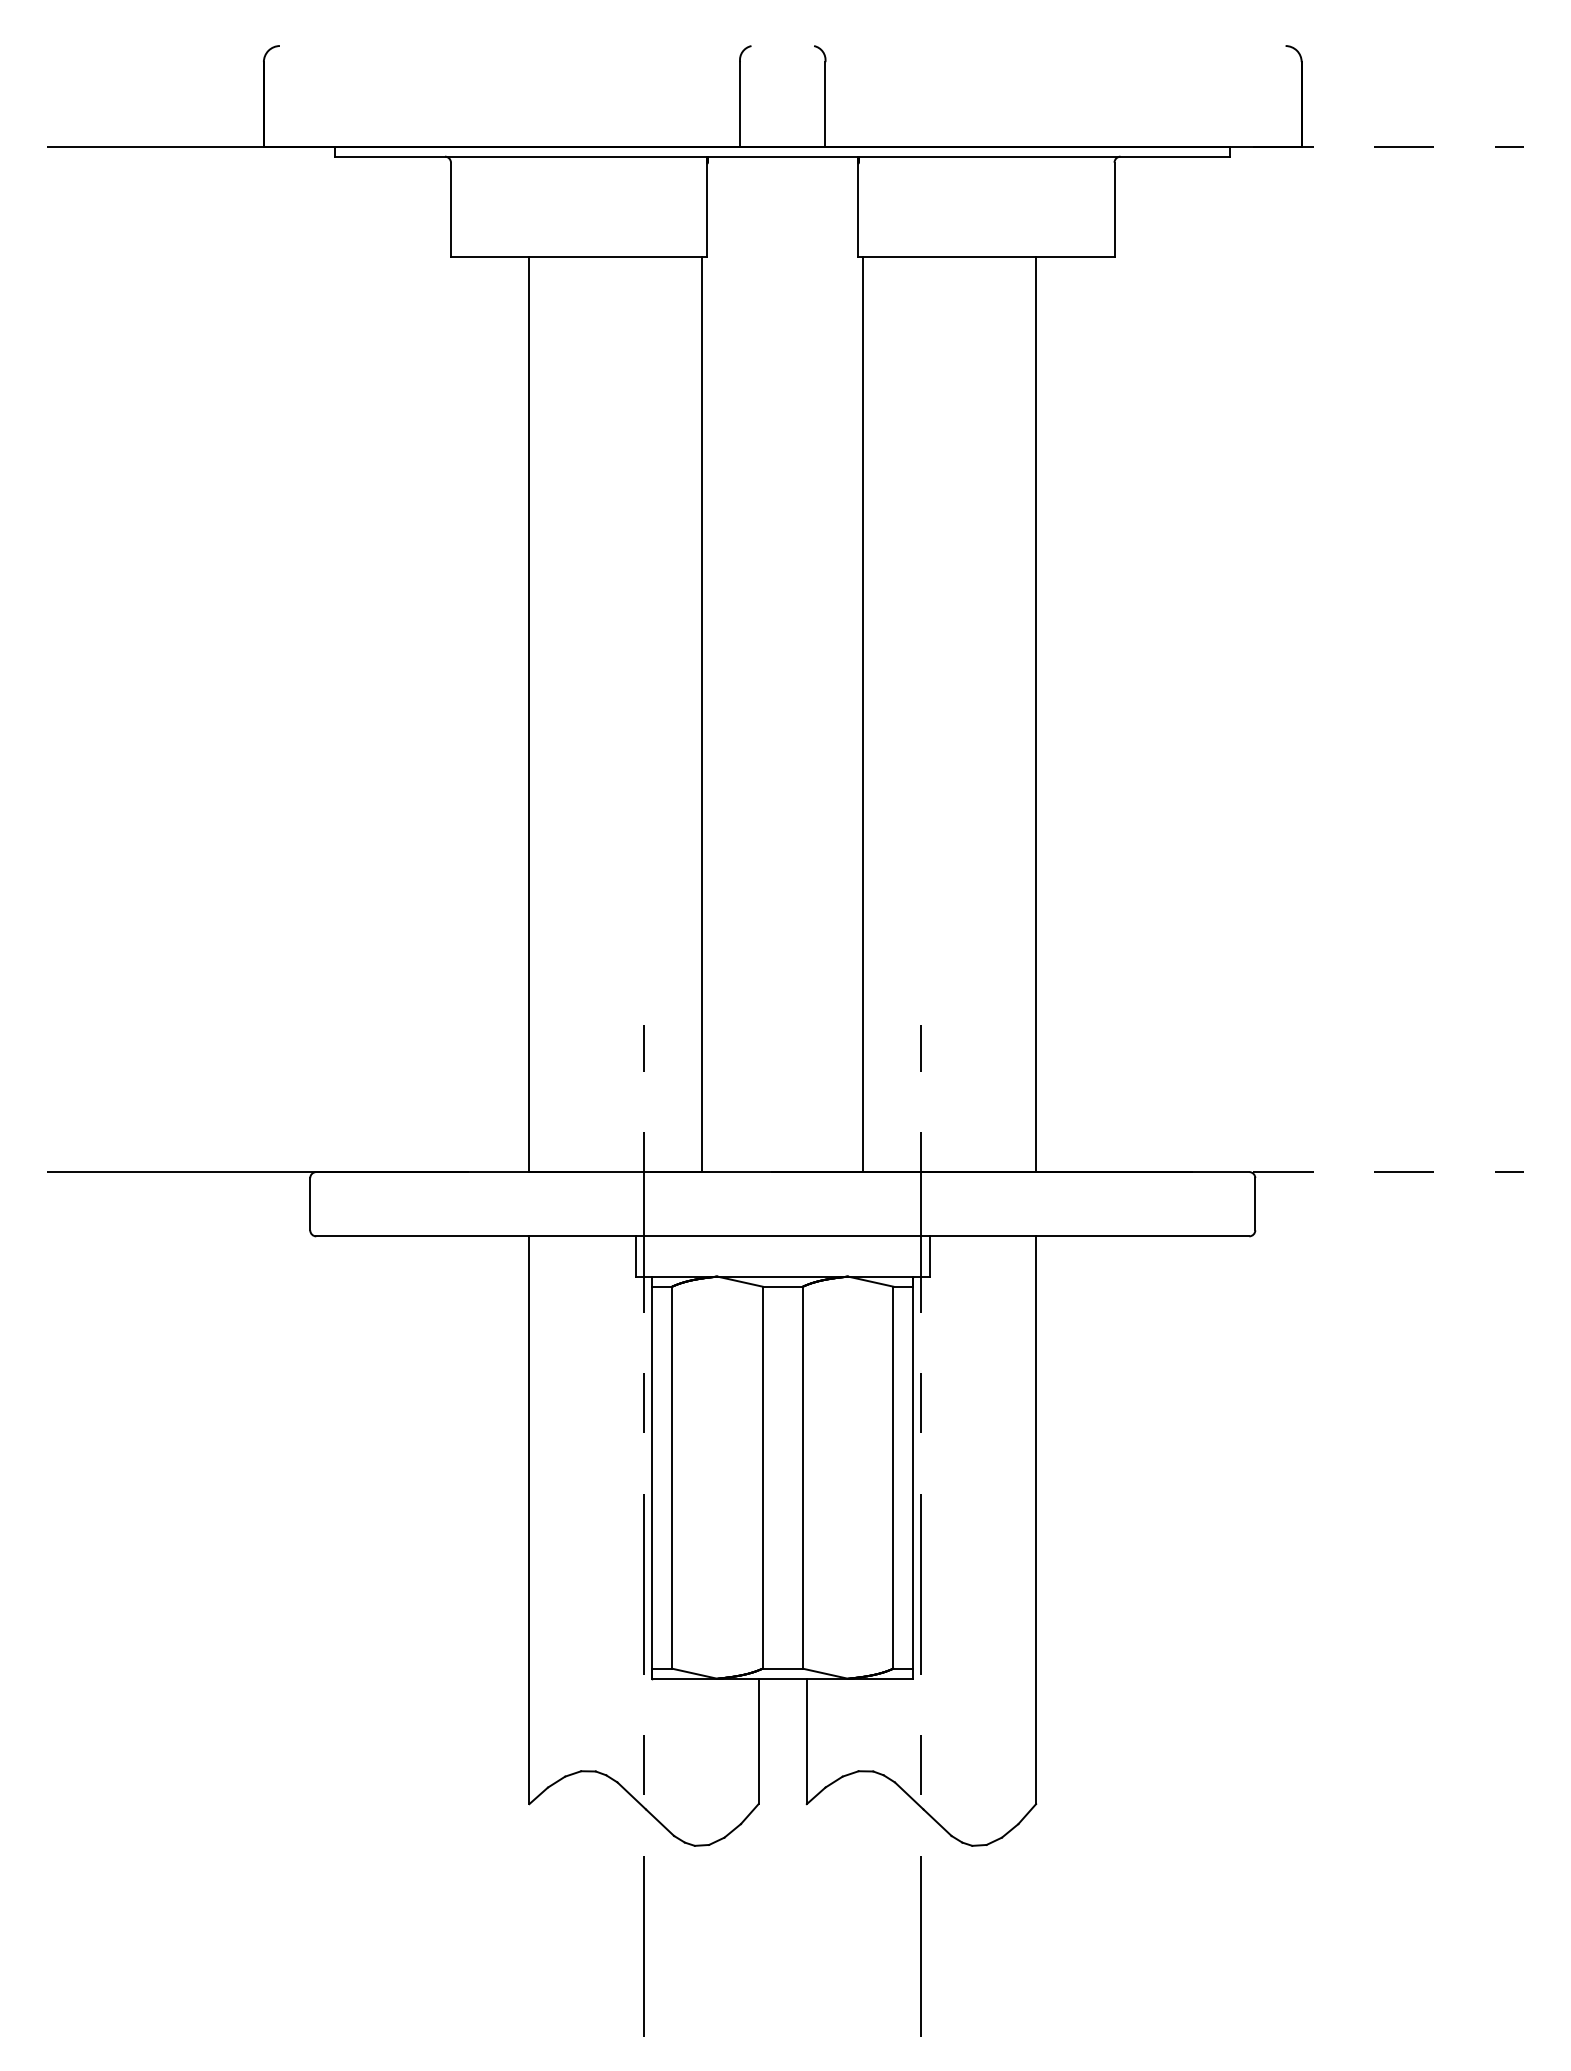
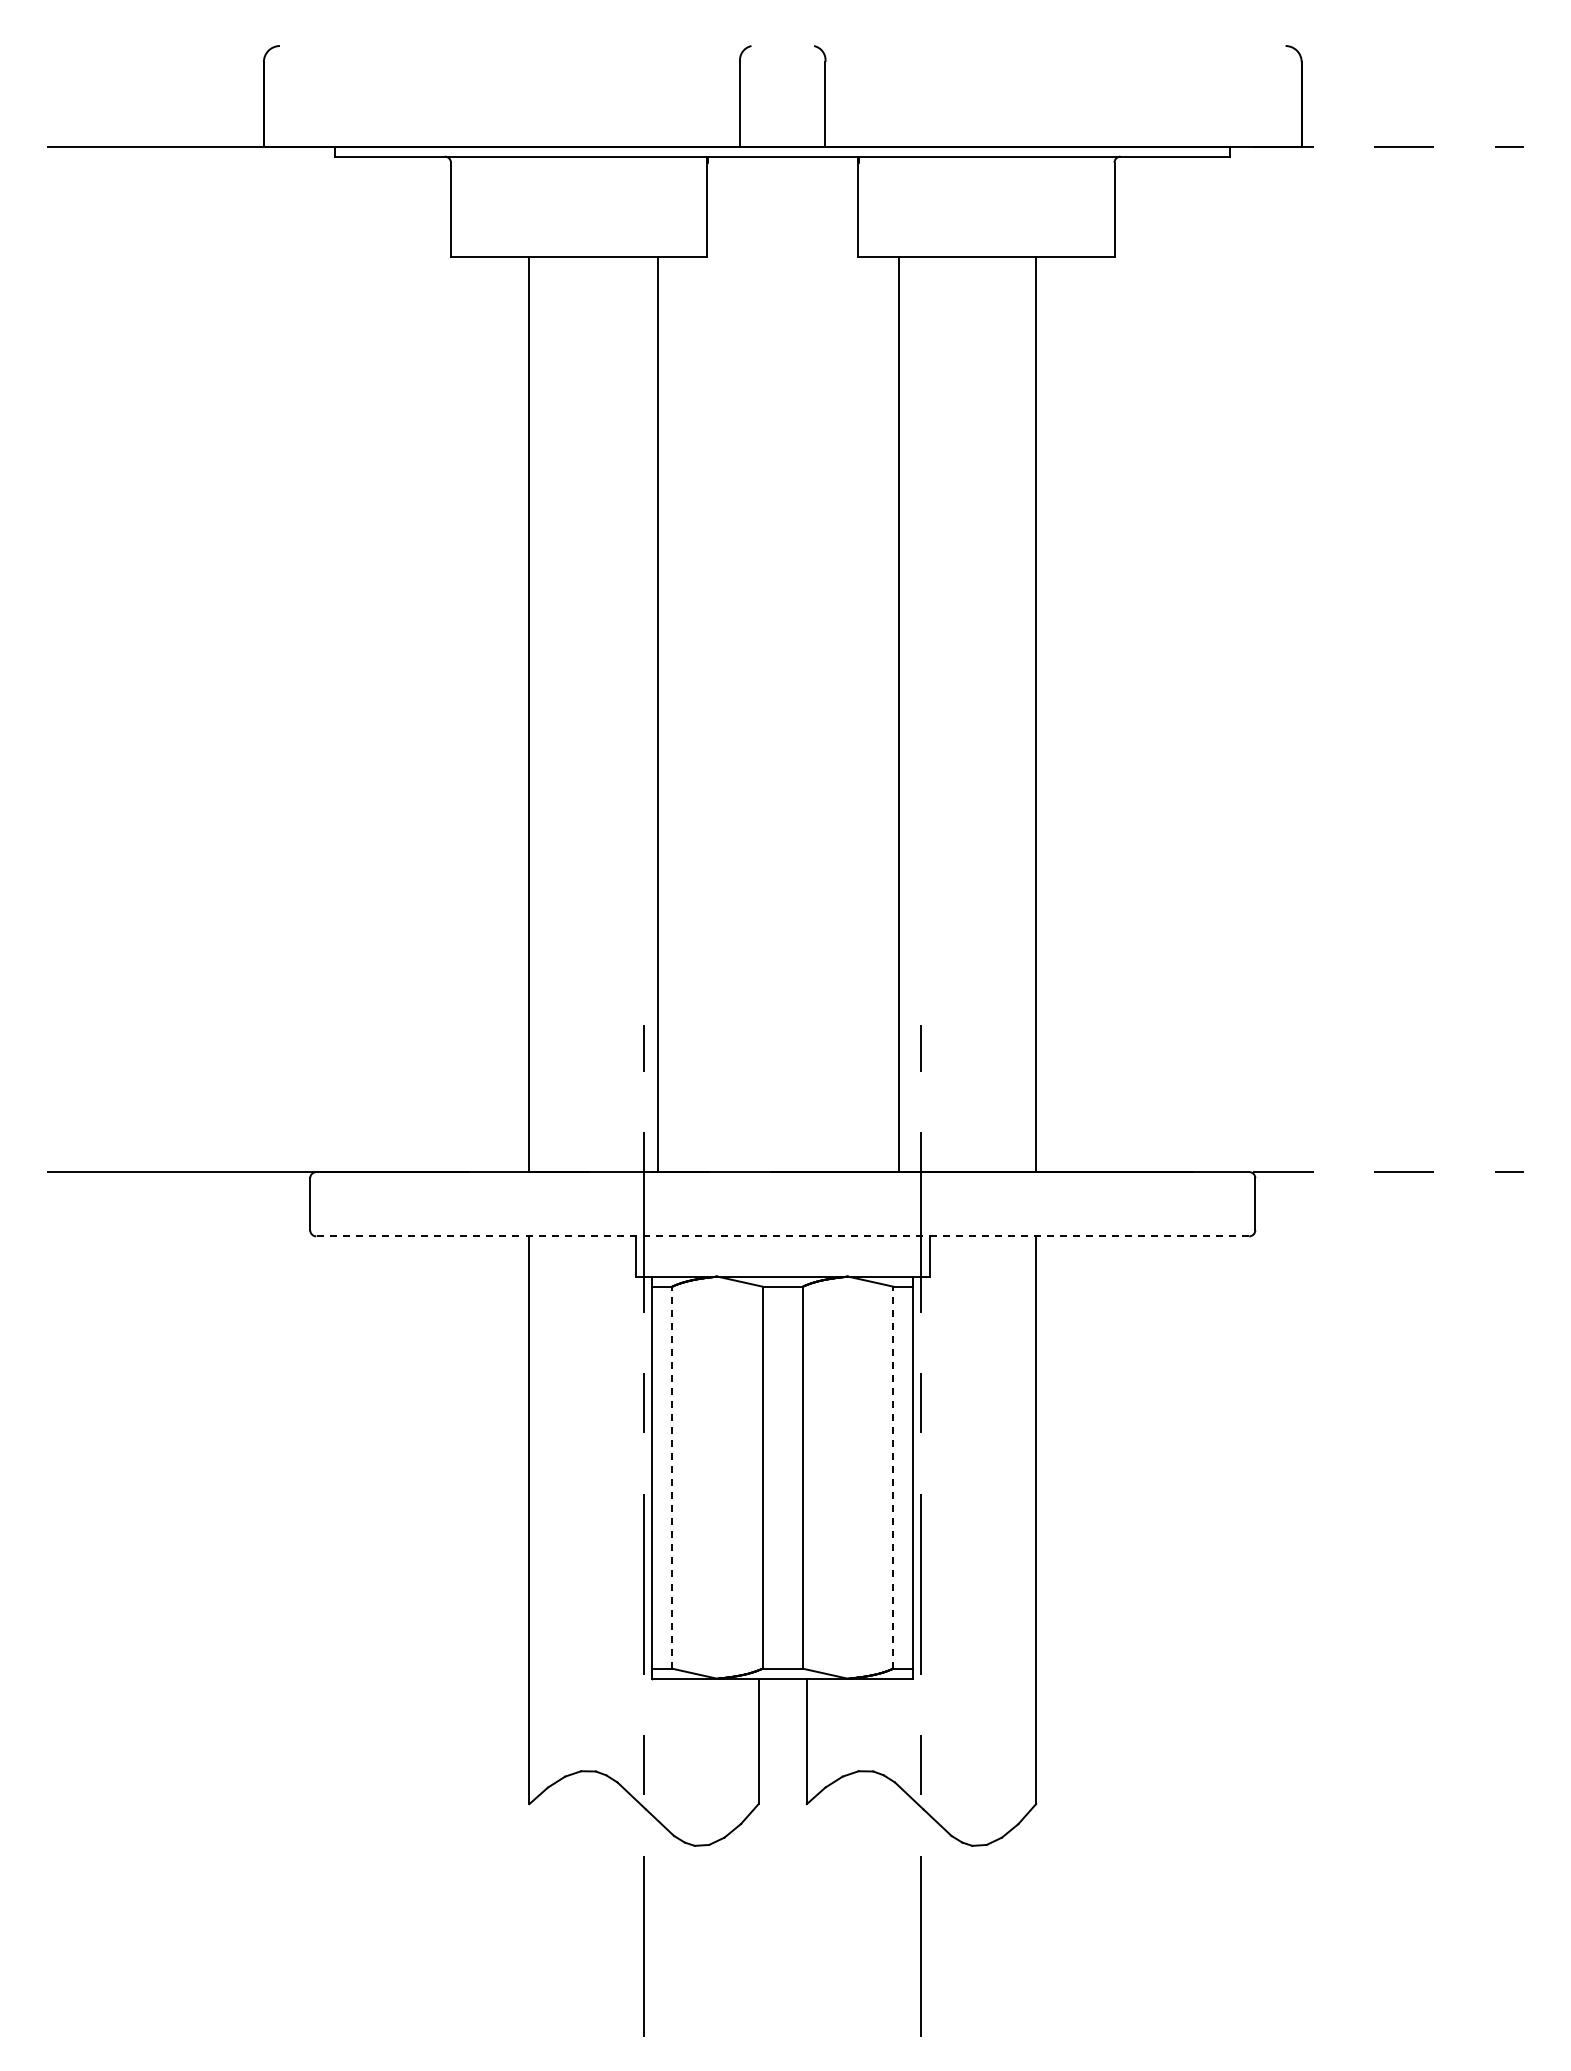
line position: (702, 714) -> (658, 714) (658, 714)
line position: (863, 714) -> (899, 714) (899, 714)
line: solid -> dashed (782, 1236)
line: solid -> dashed (672, 1477)
line: solid -> dashed (893, 1477)
